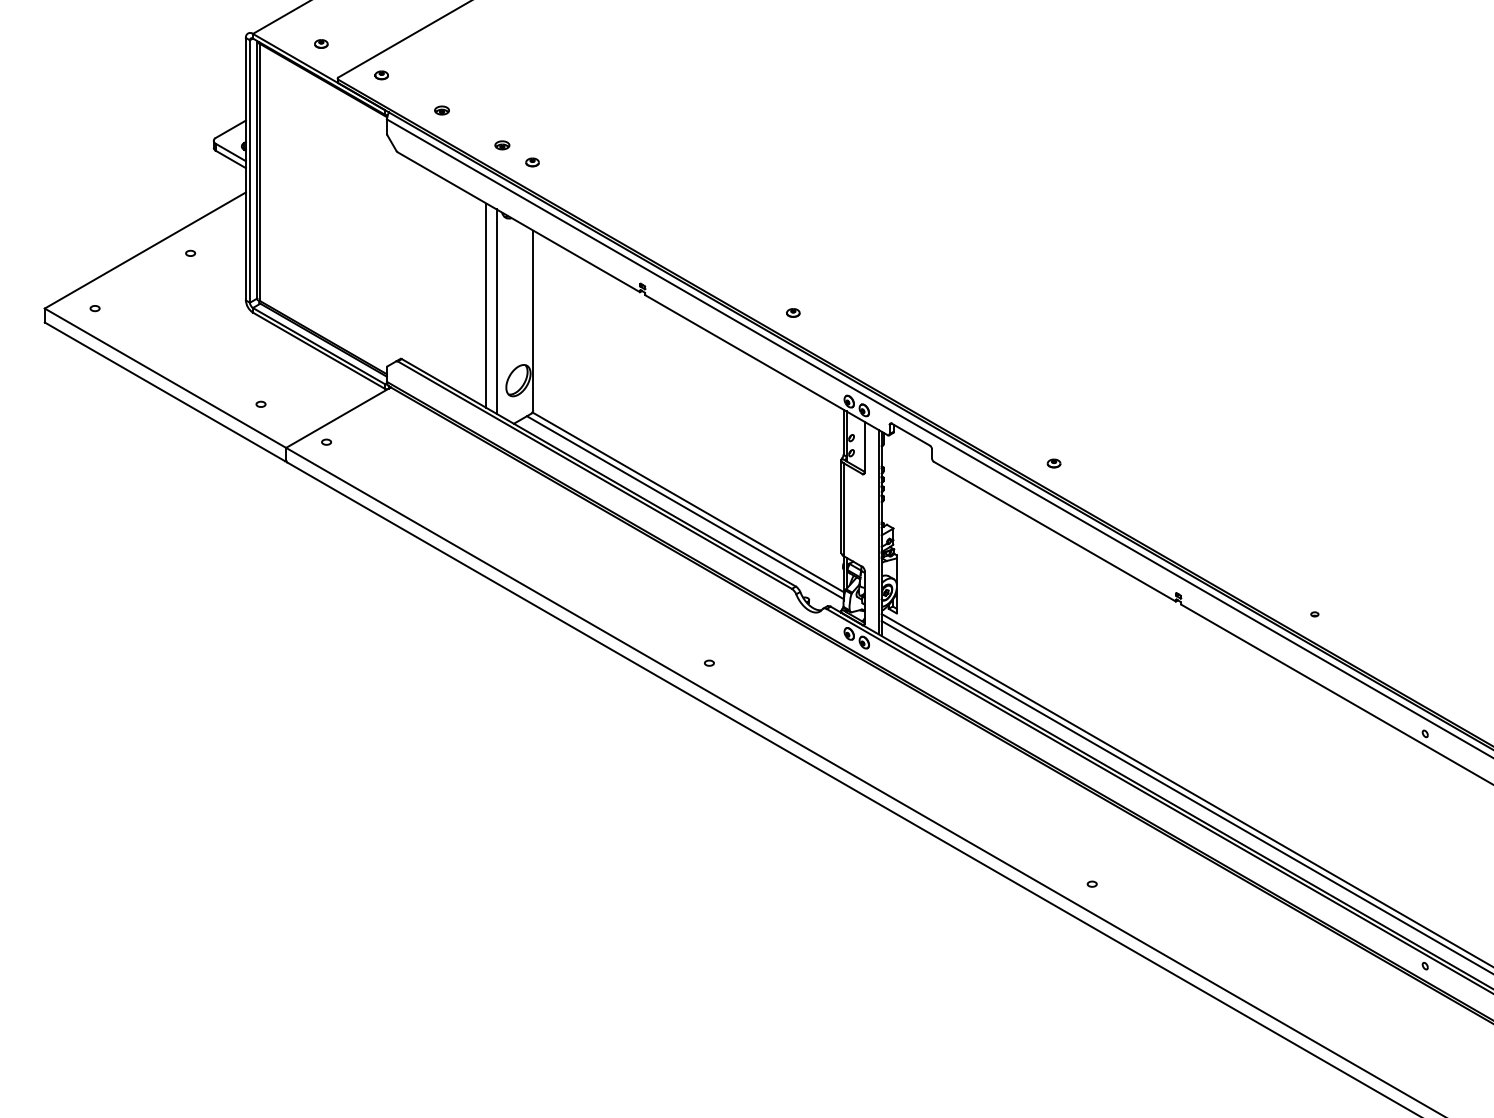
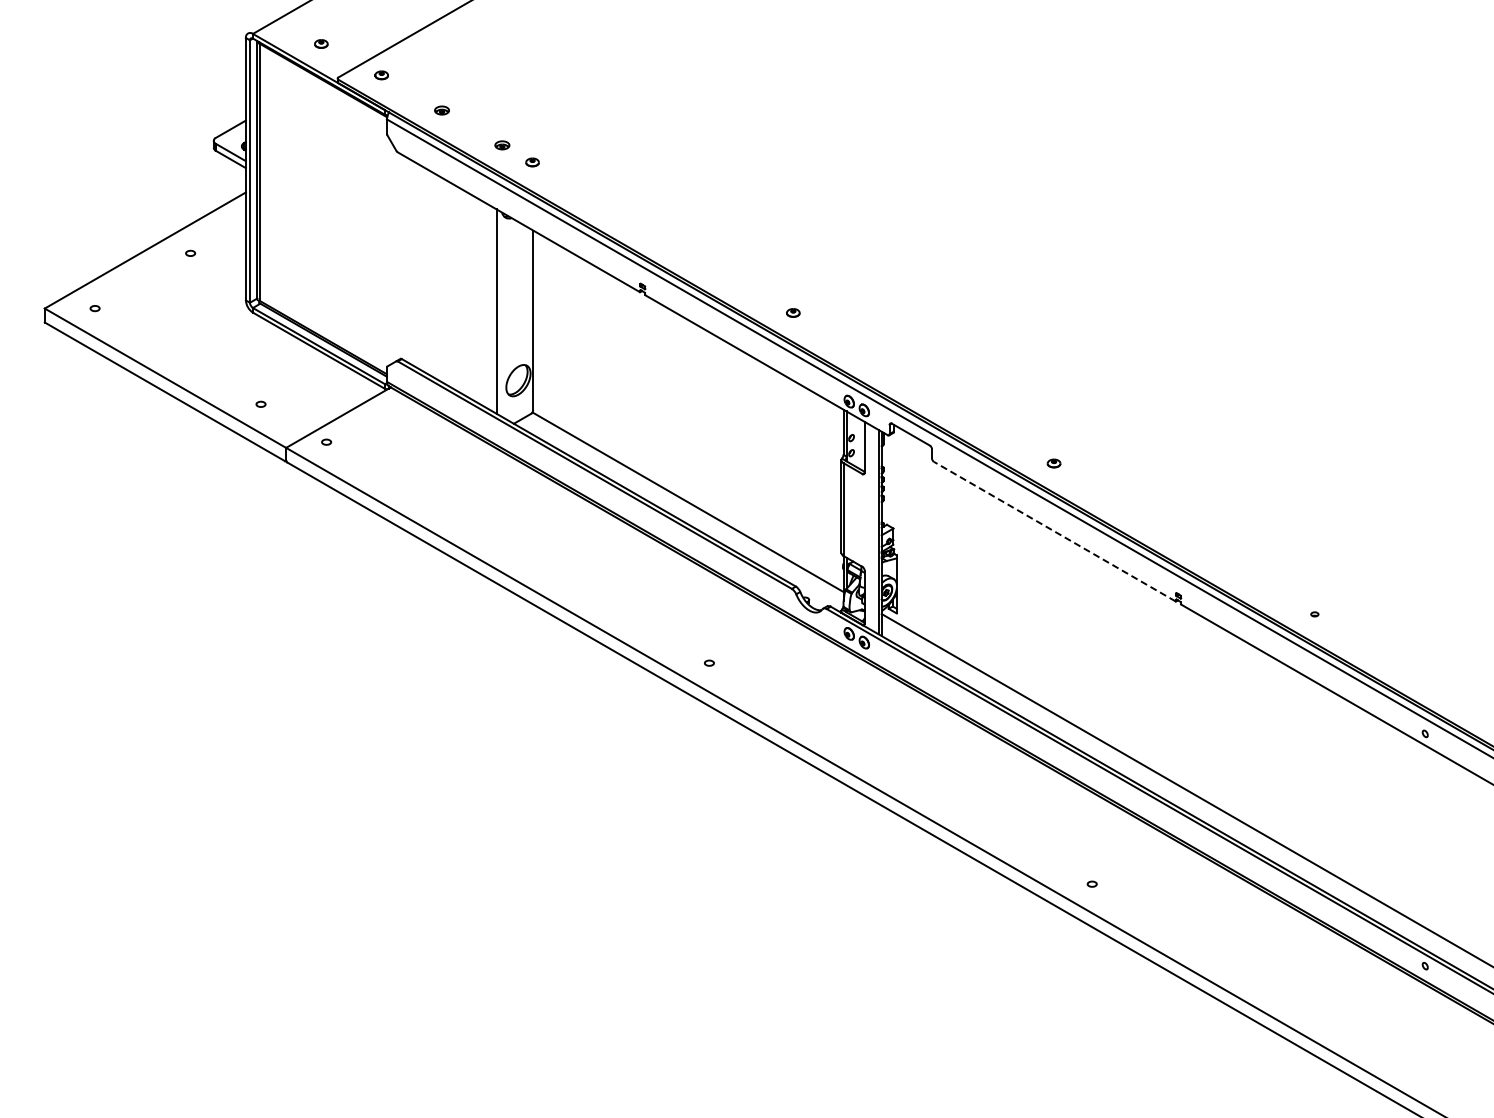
line: present -> none (486, 305)
line: present -> none (684, 507)
line: solid -> dashed (1054, 531)
line: present -> none (1185, 796)
